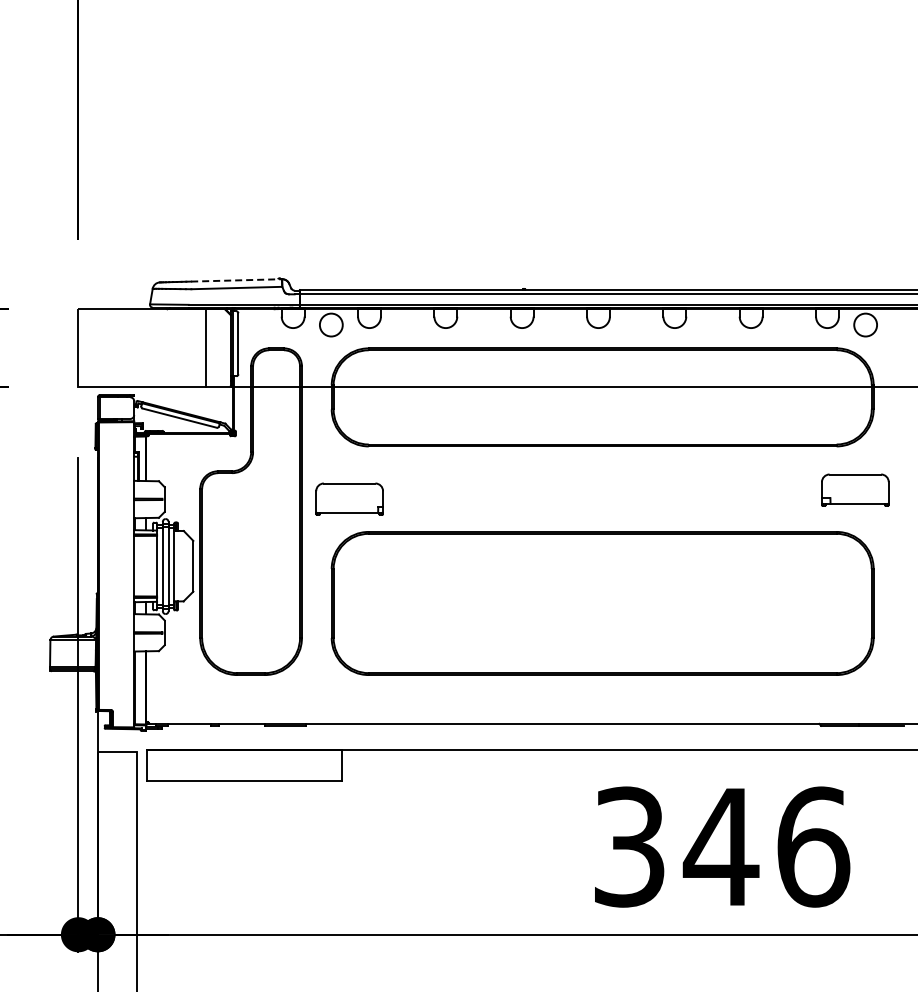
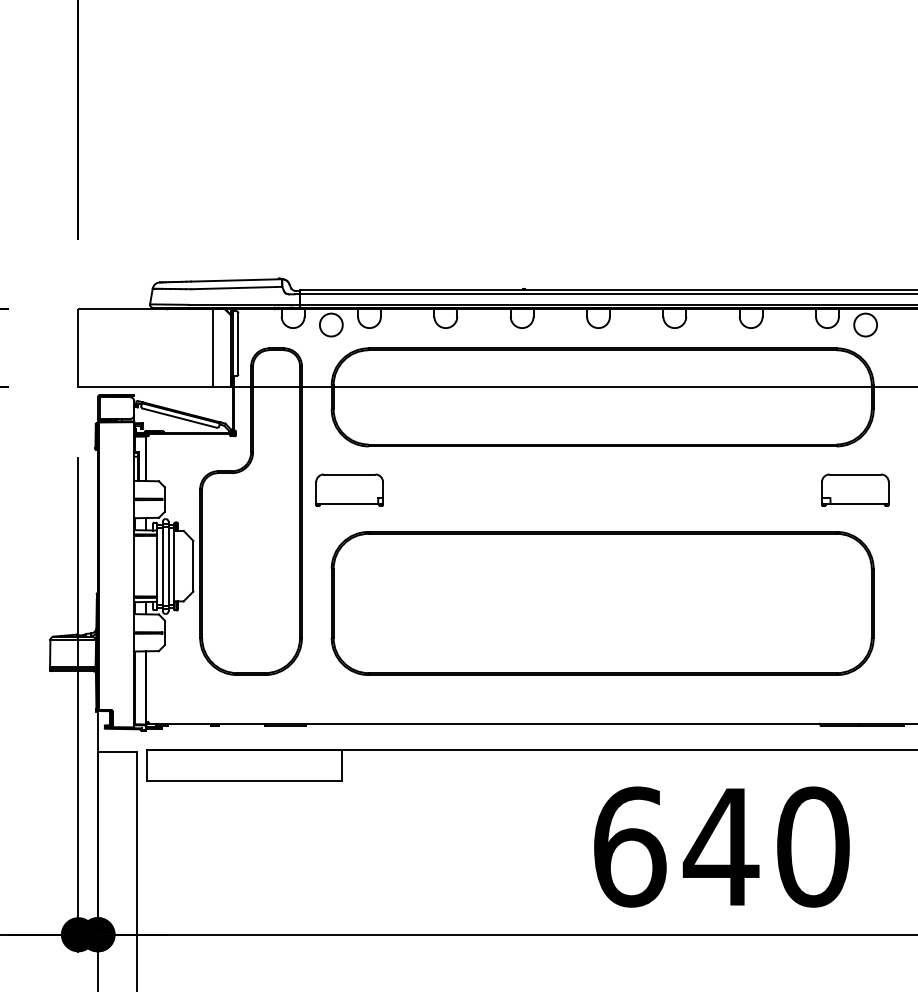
line: dashed -> solid (237, 280)
line position: (205, 348) -> (212, 348) (212, 348)
part position: (349, 498) -> (349, 489) (349, 489)
text: 346 -> 640 (722, 846)
